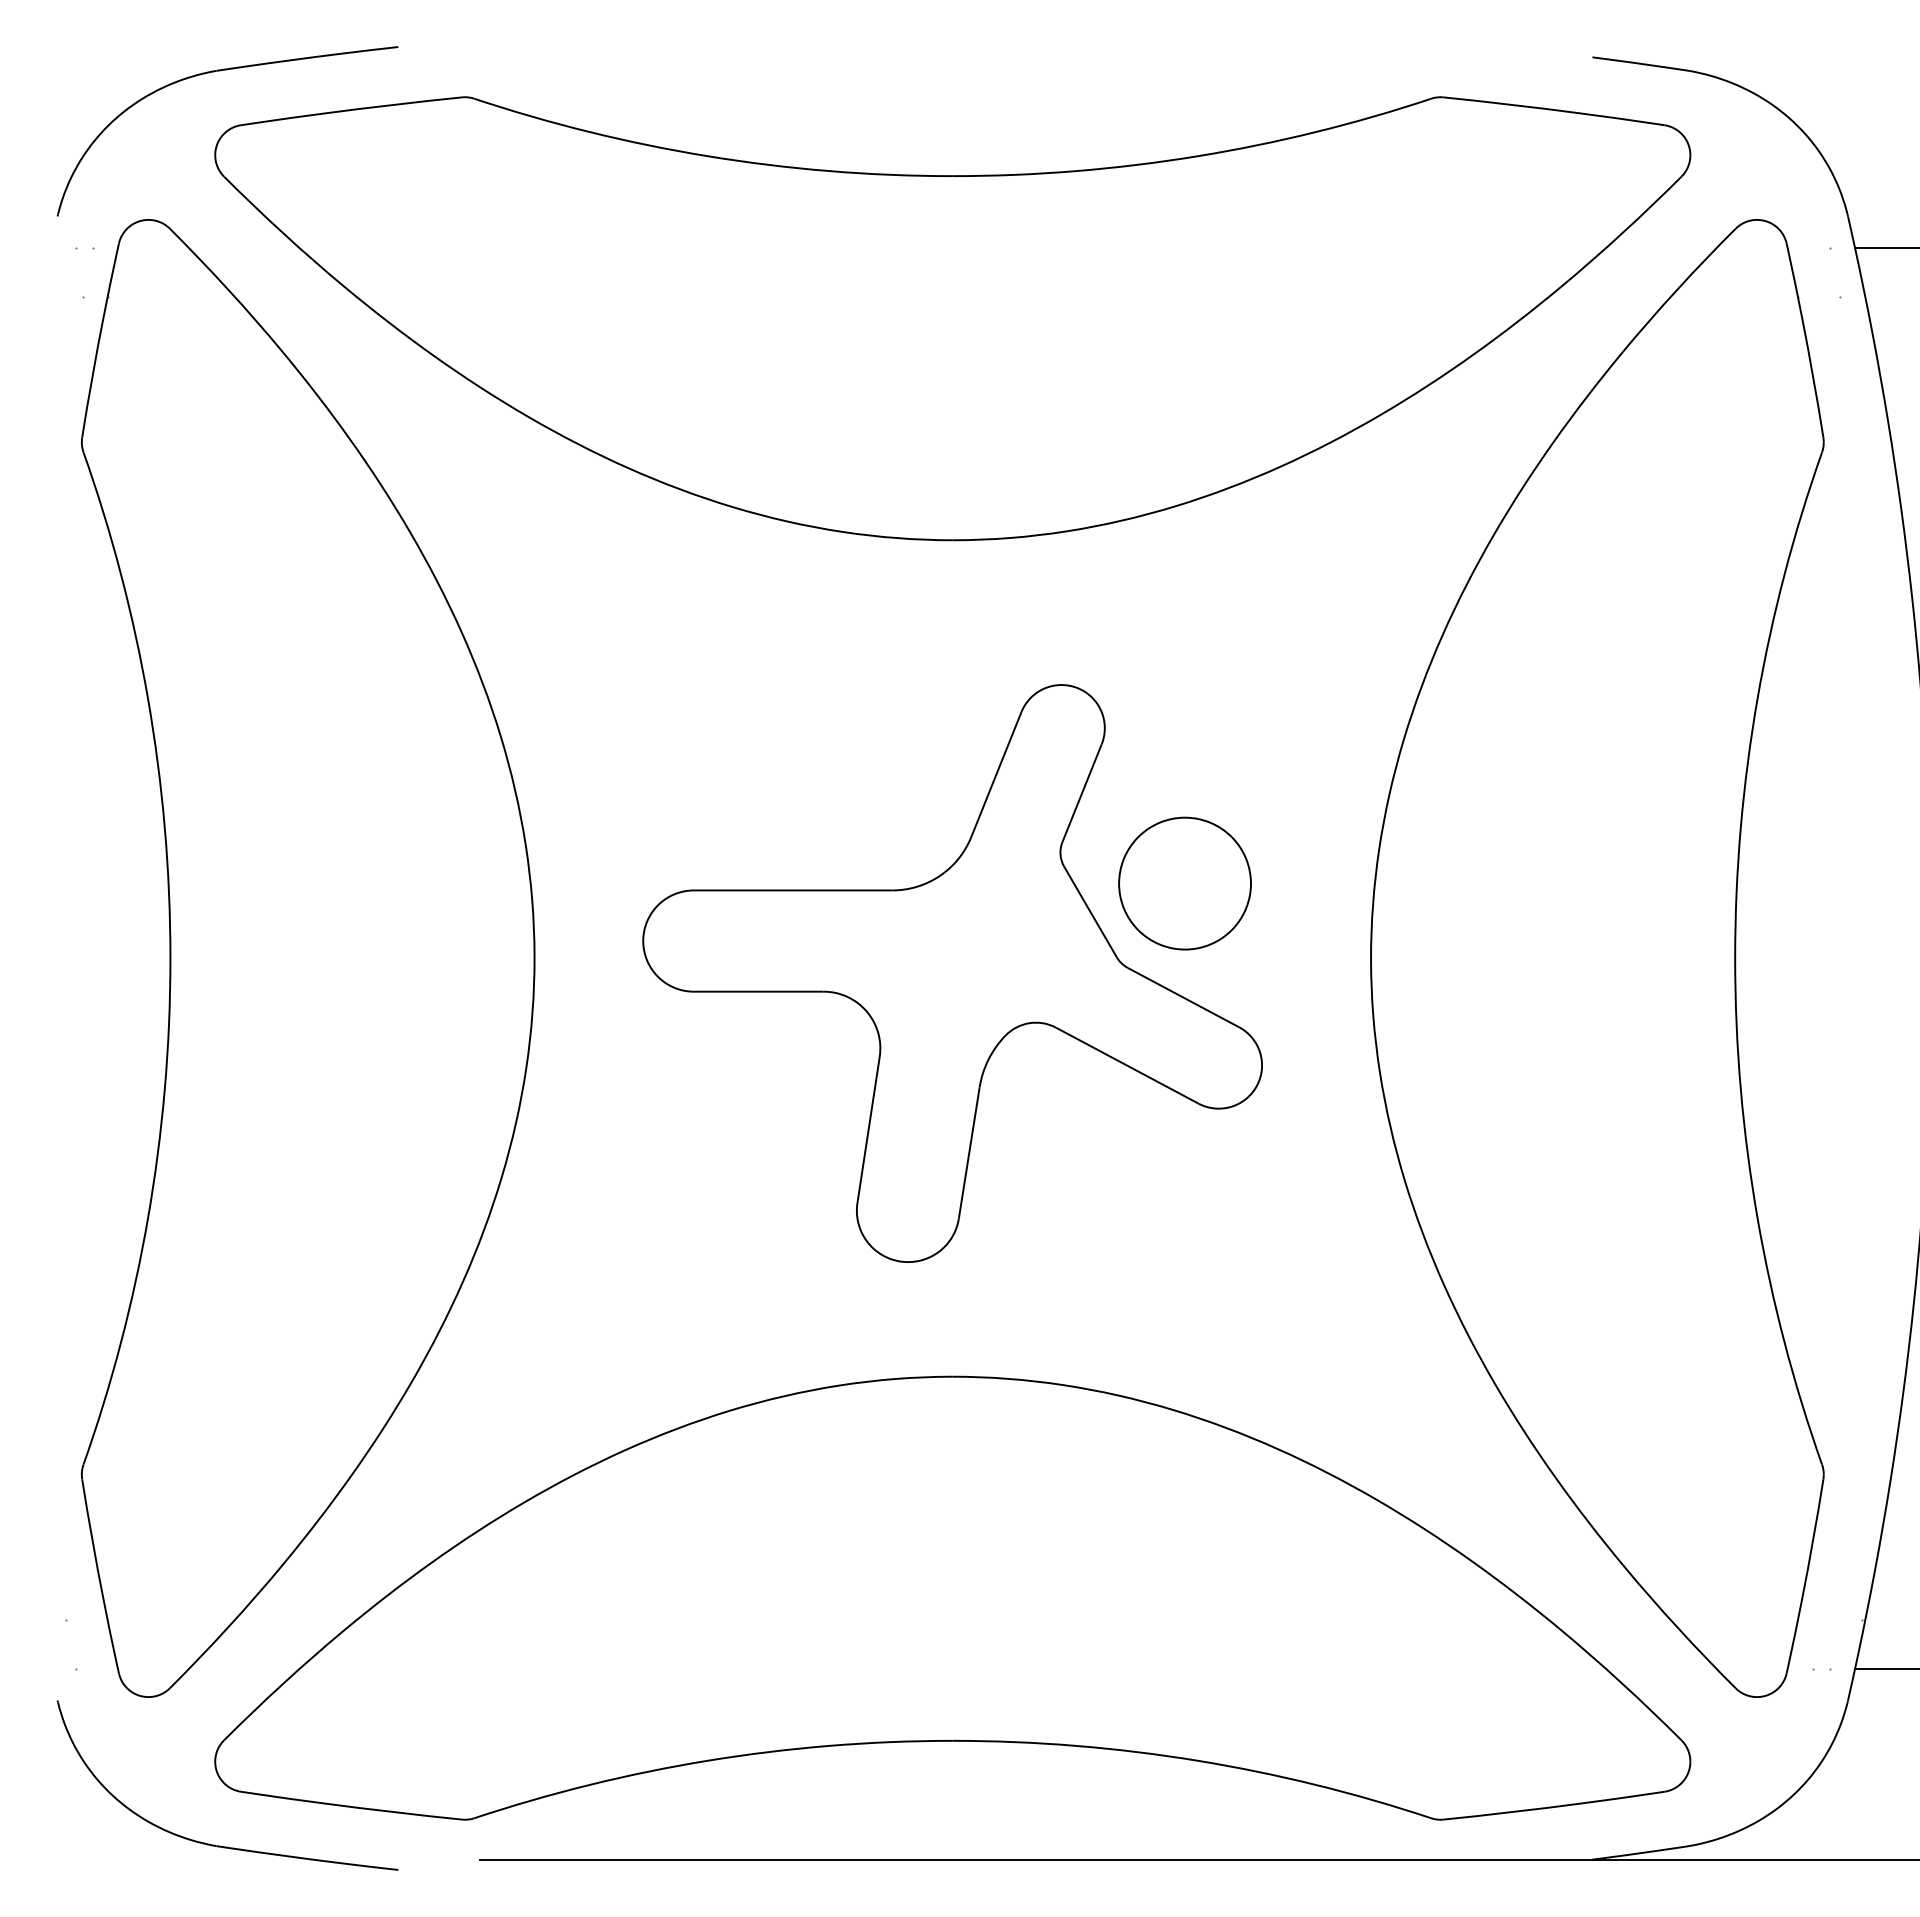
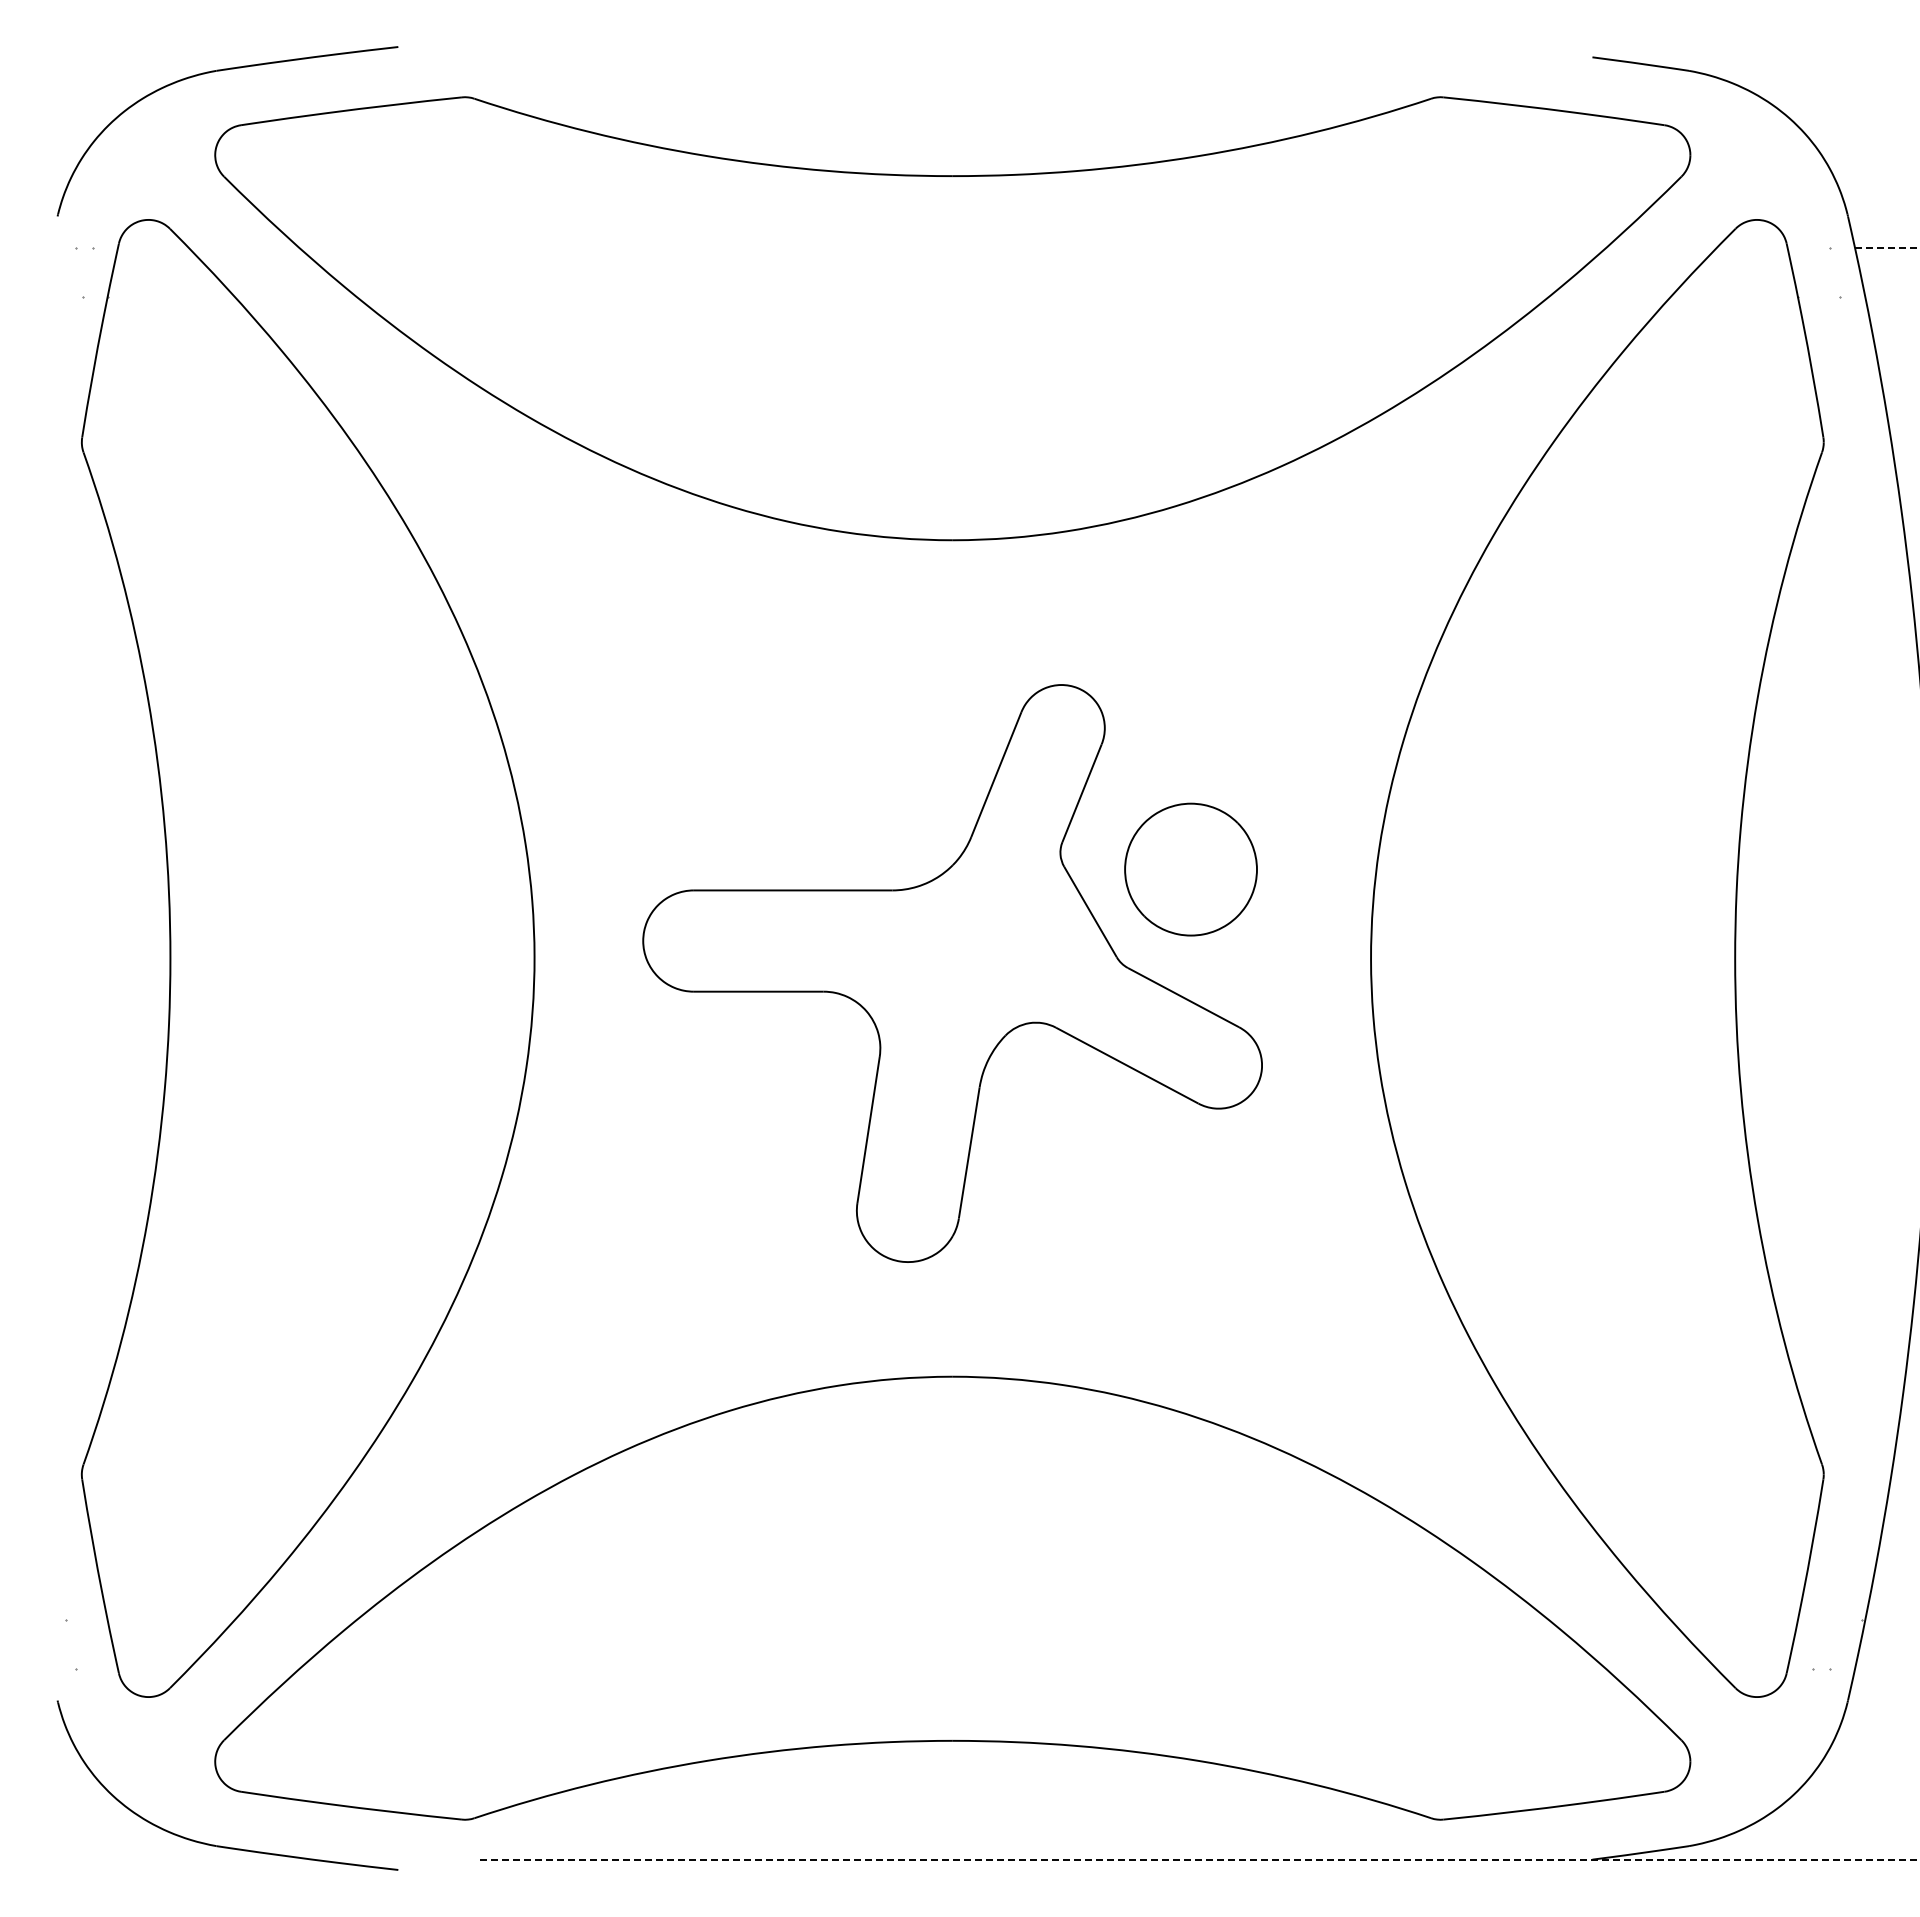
line: solid -> dashed (1887, 248)
part position: (1184, 883) -> (1190, 869) (1190, 869)
line: present -> none (1885, 1668)
line: solid -> dashed (1200, 1859)
